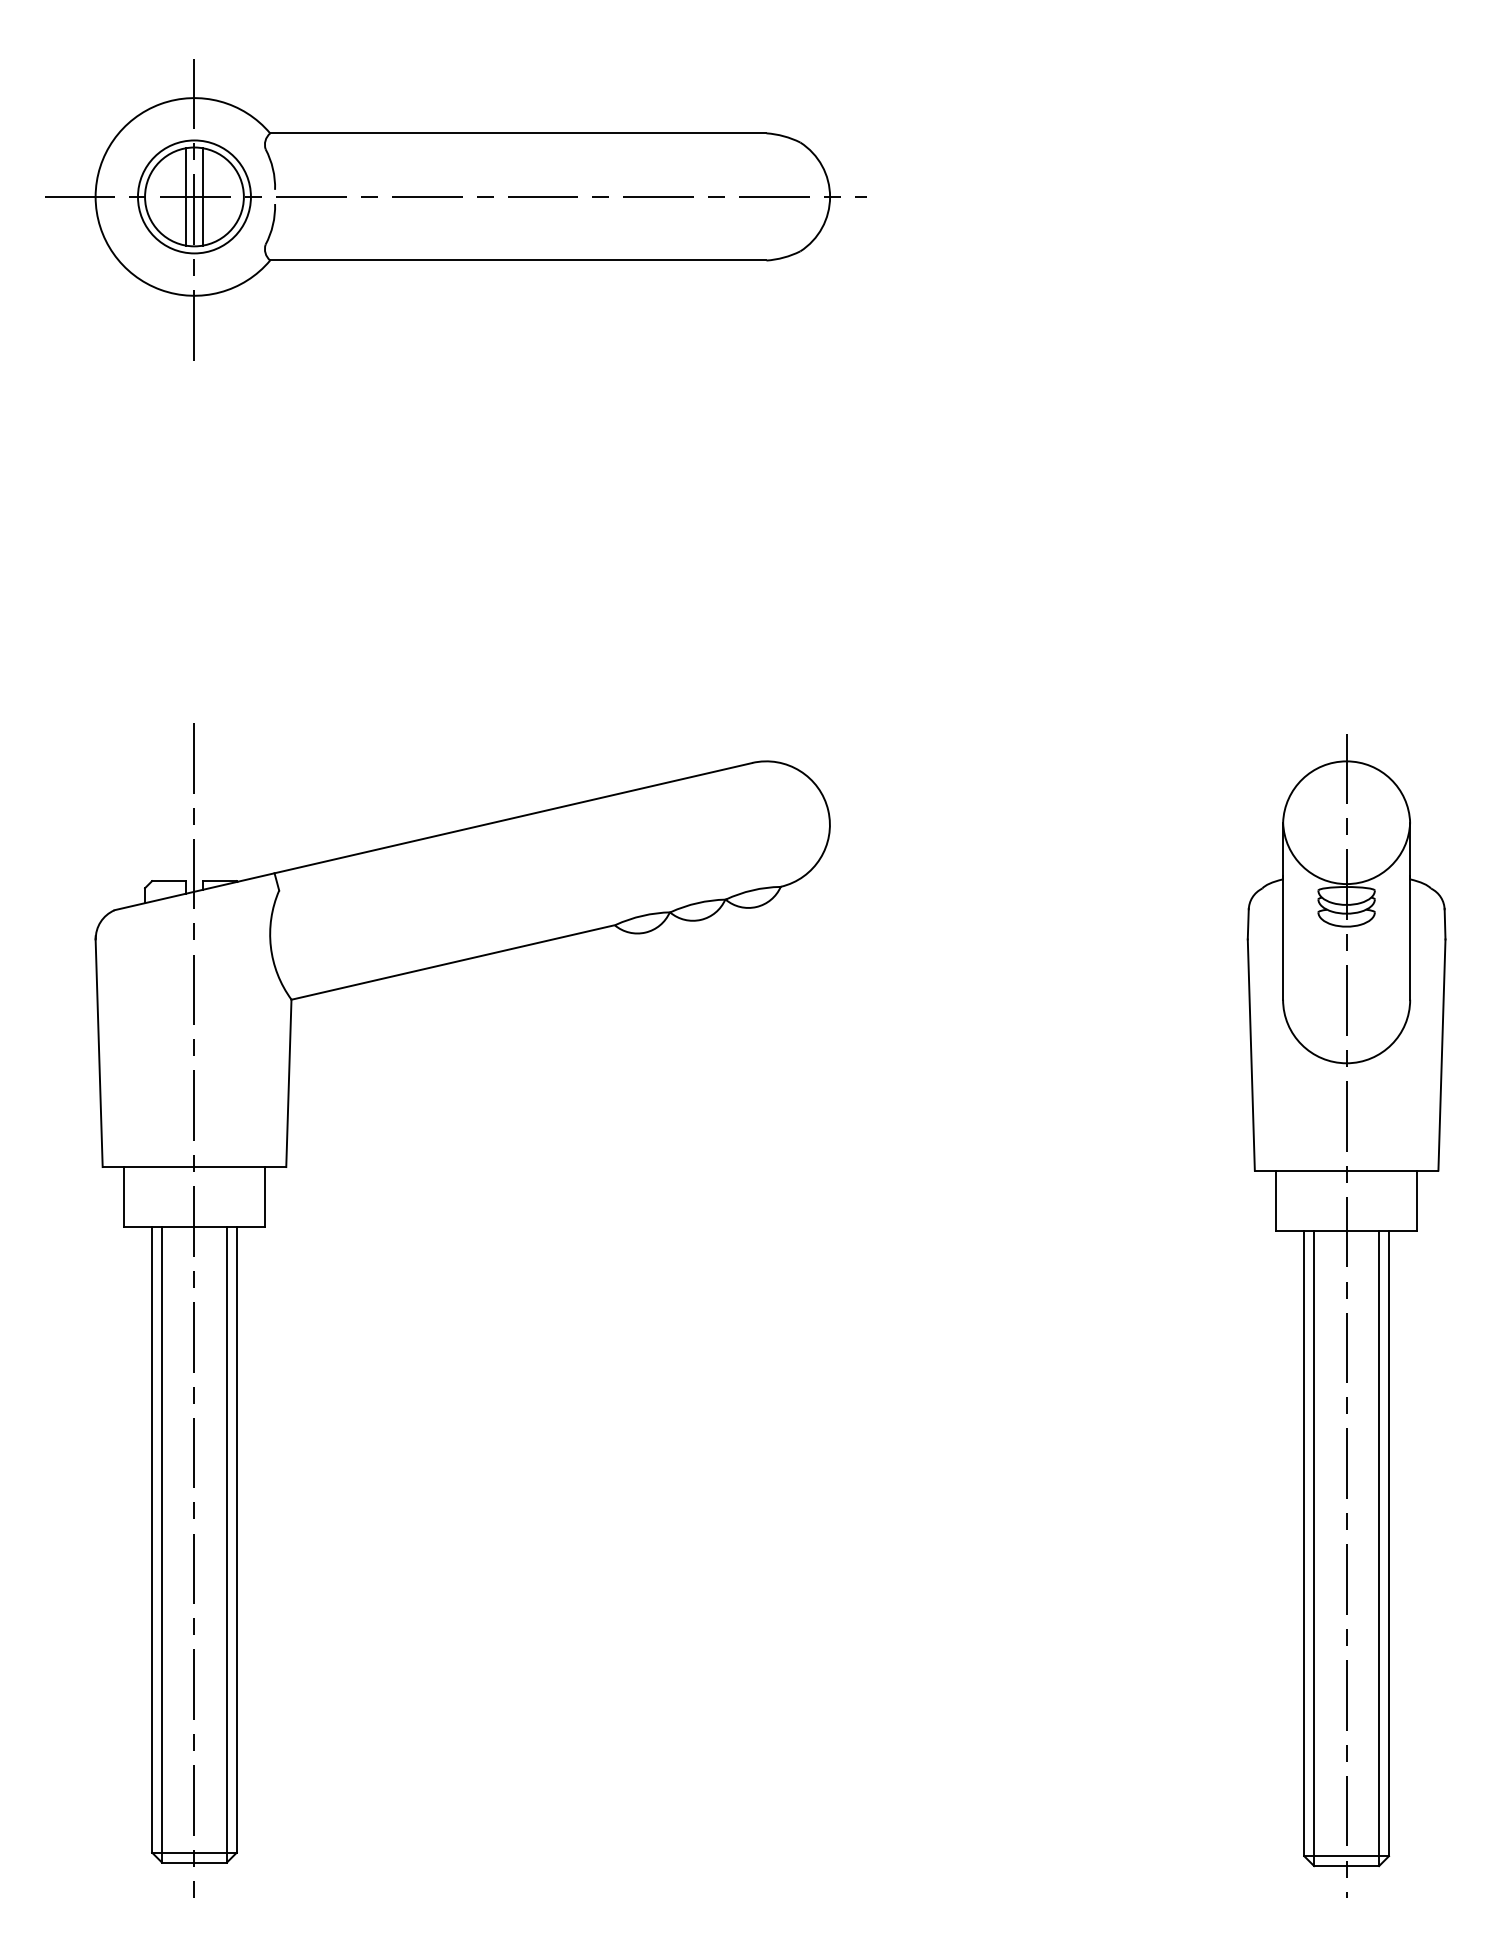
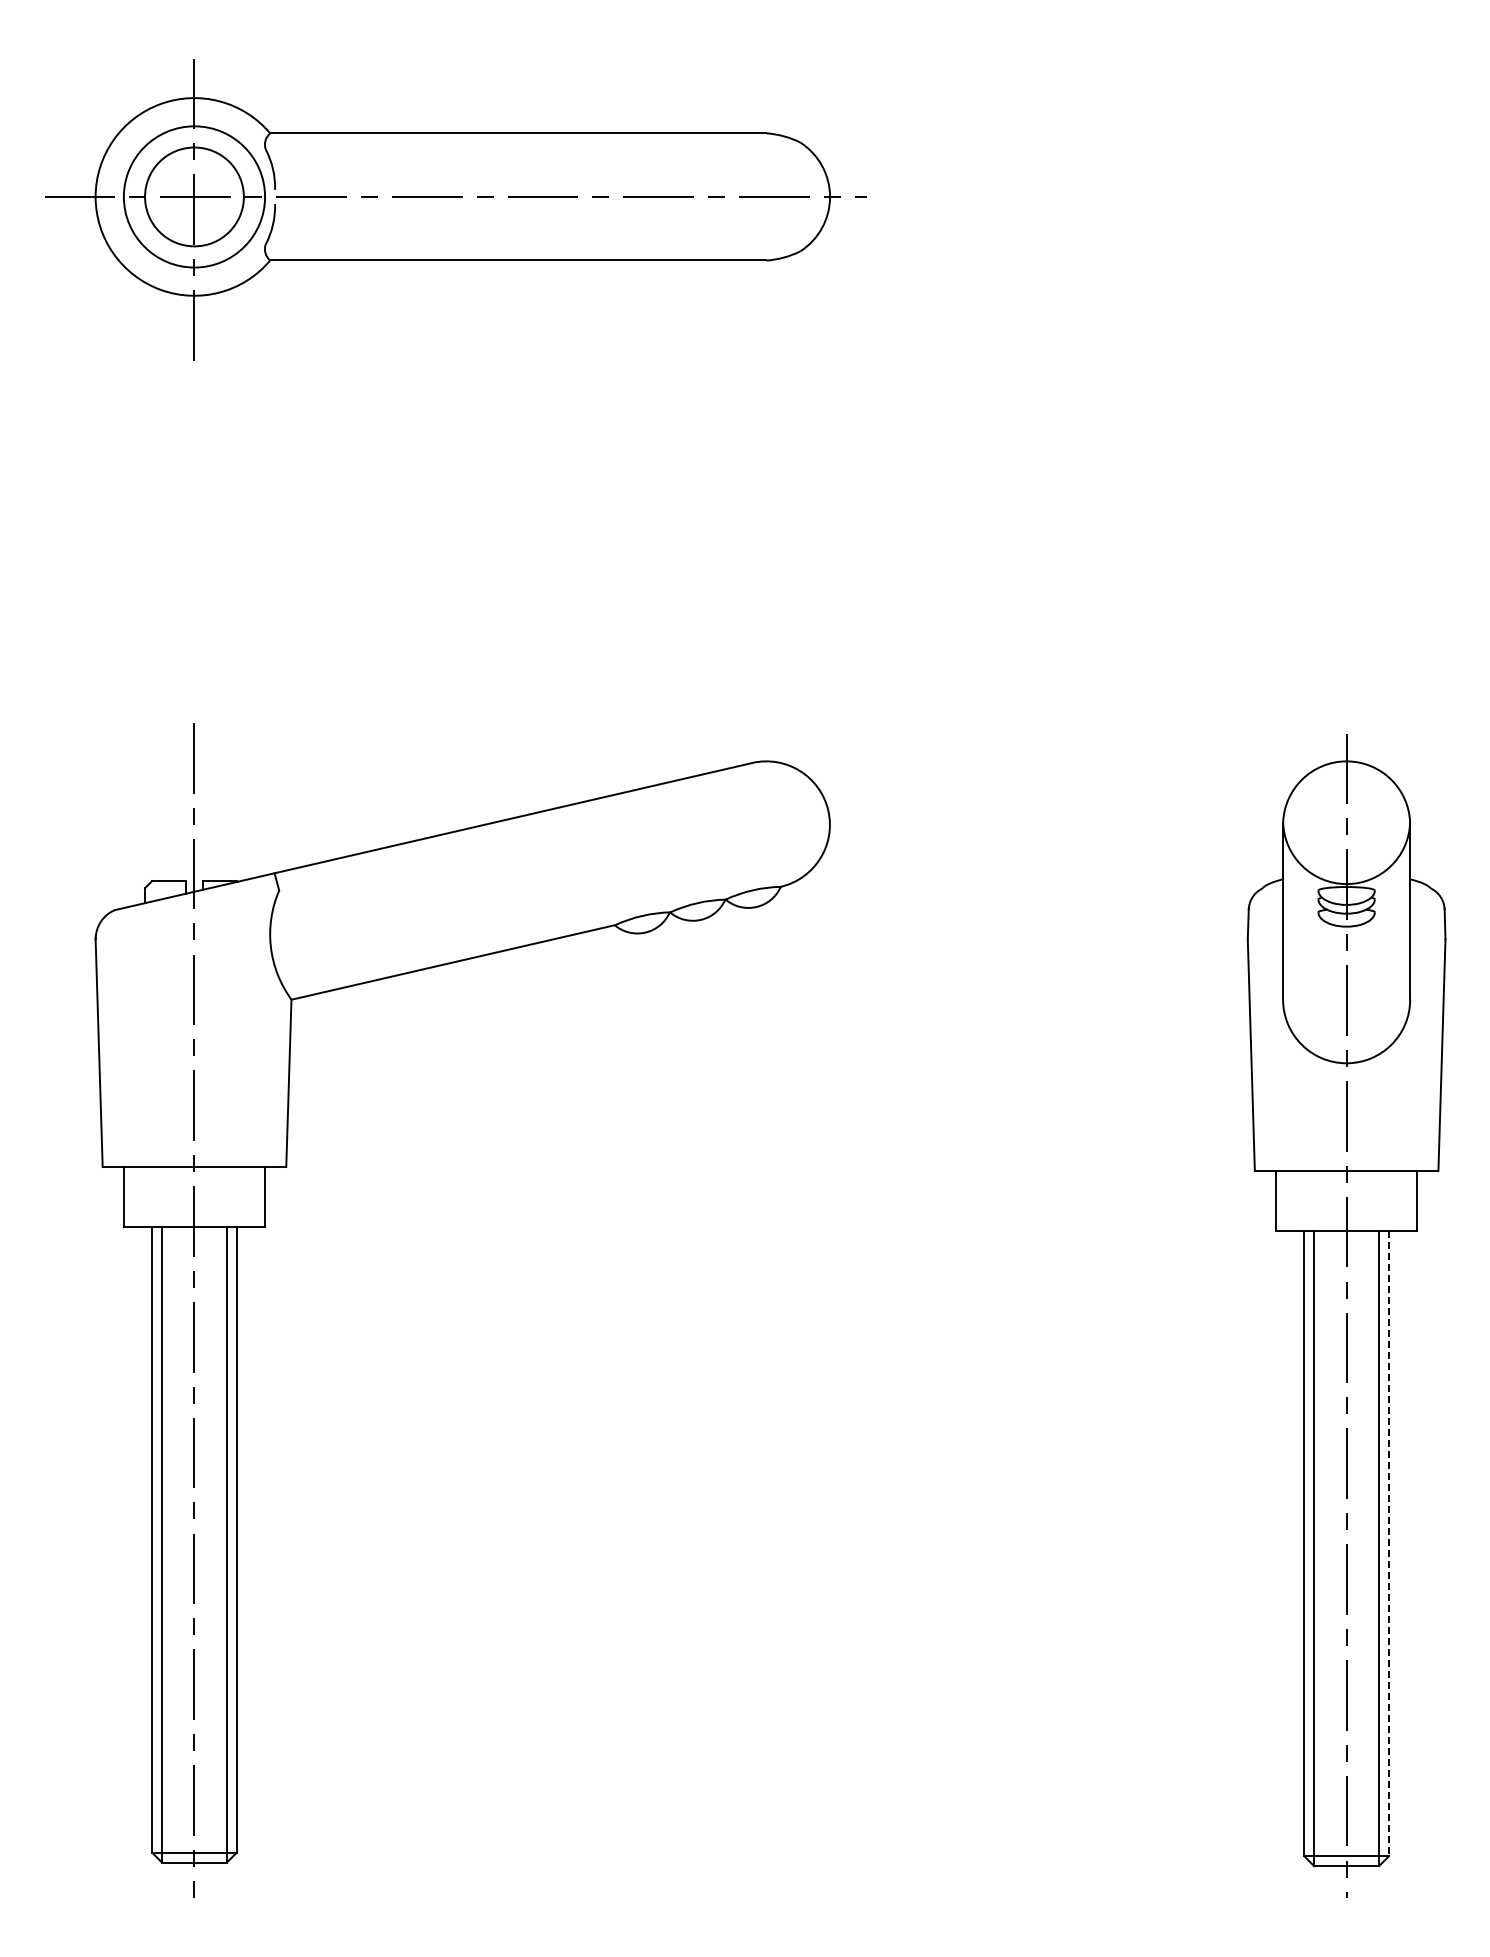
line: present -> none (186, 196)
circle diameter: 113 px -> 141 px (194, 196)
line: present -> none (202, 196)
line: solid -> dashed (1389, 1543)
